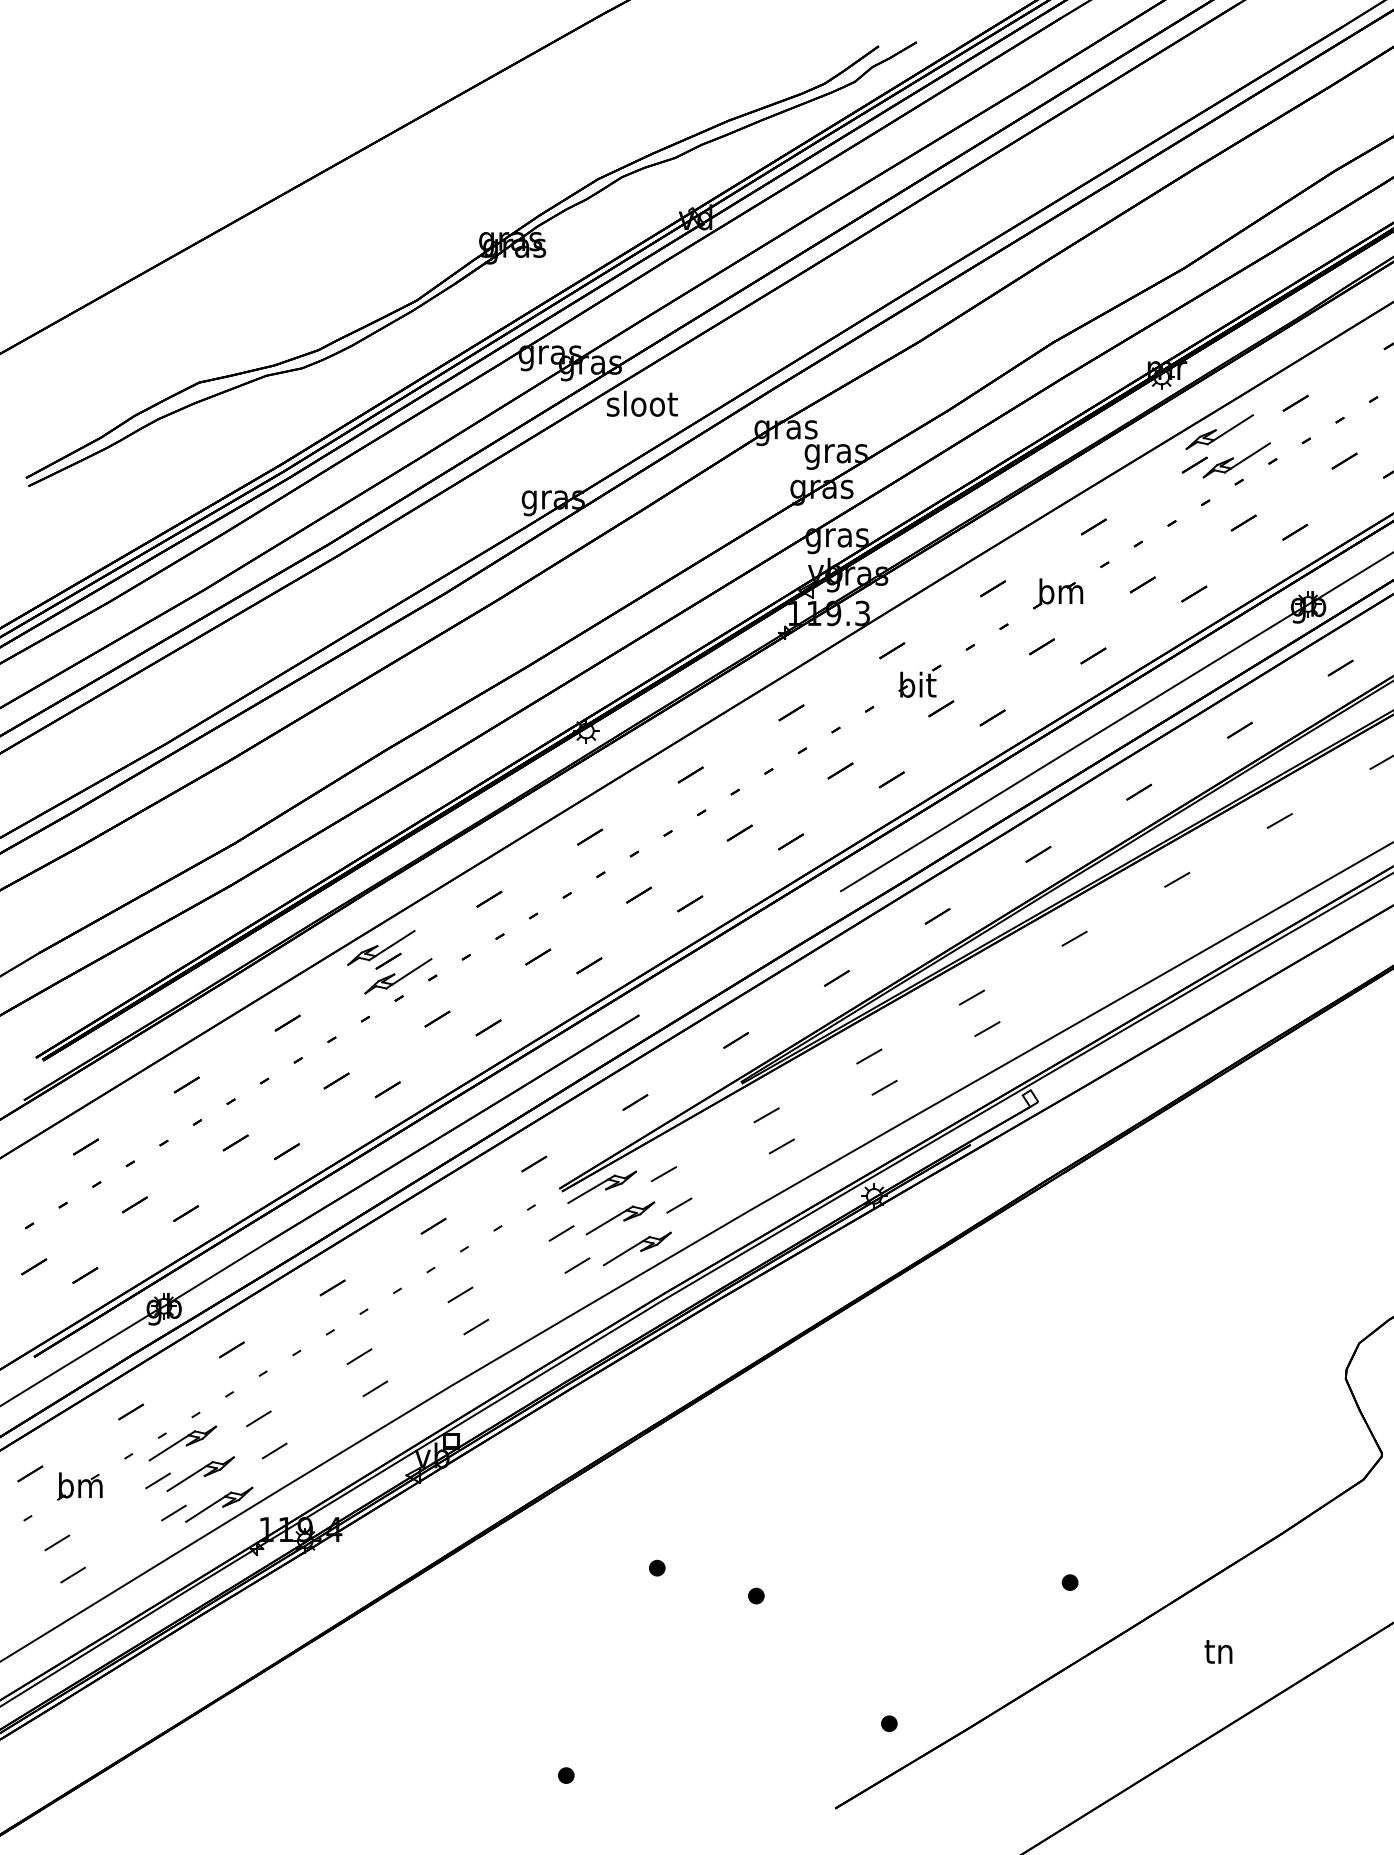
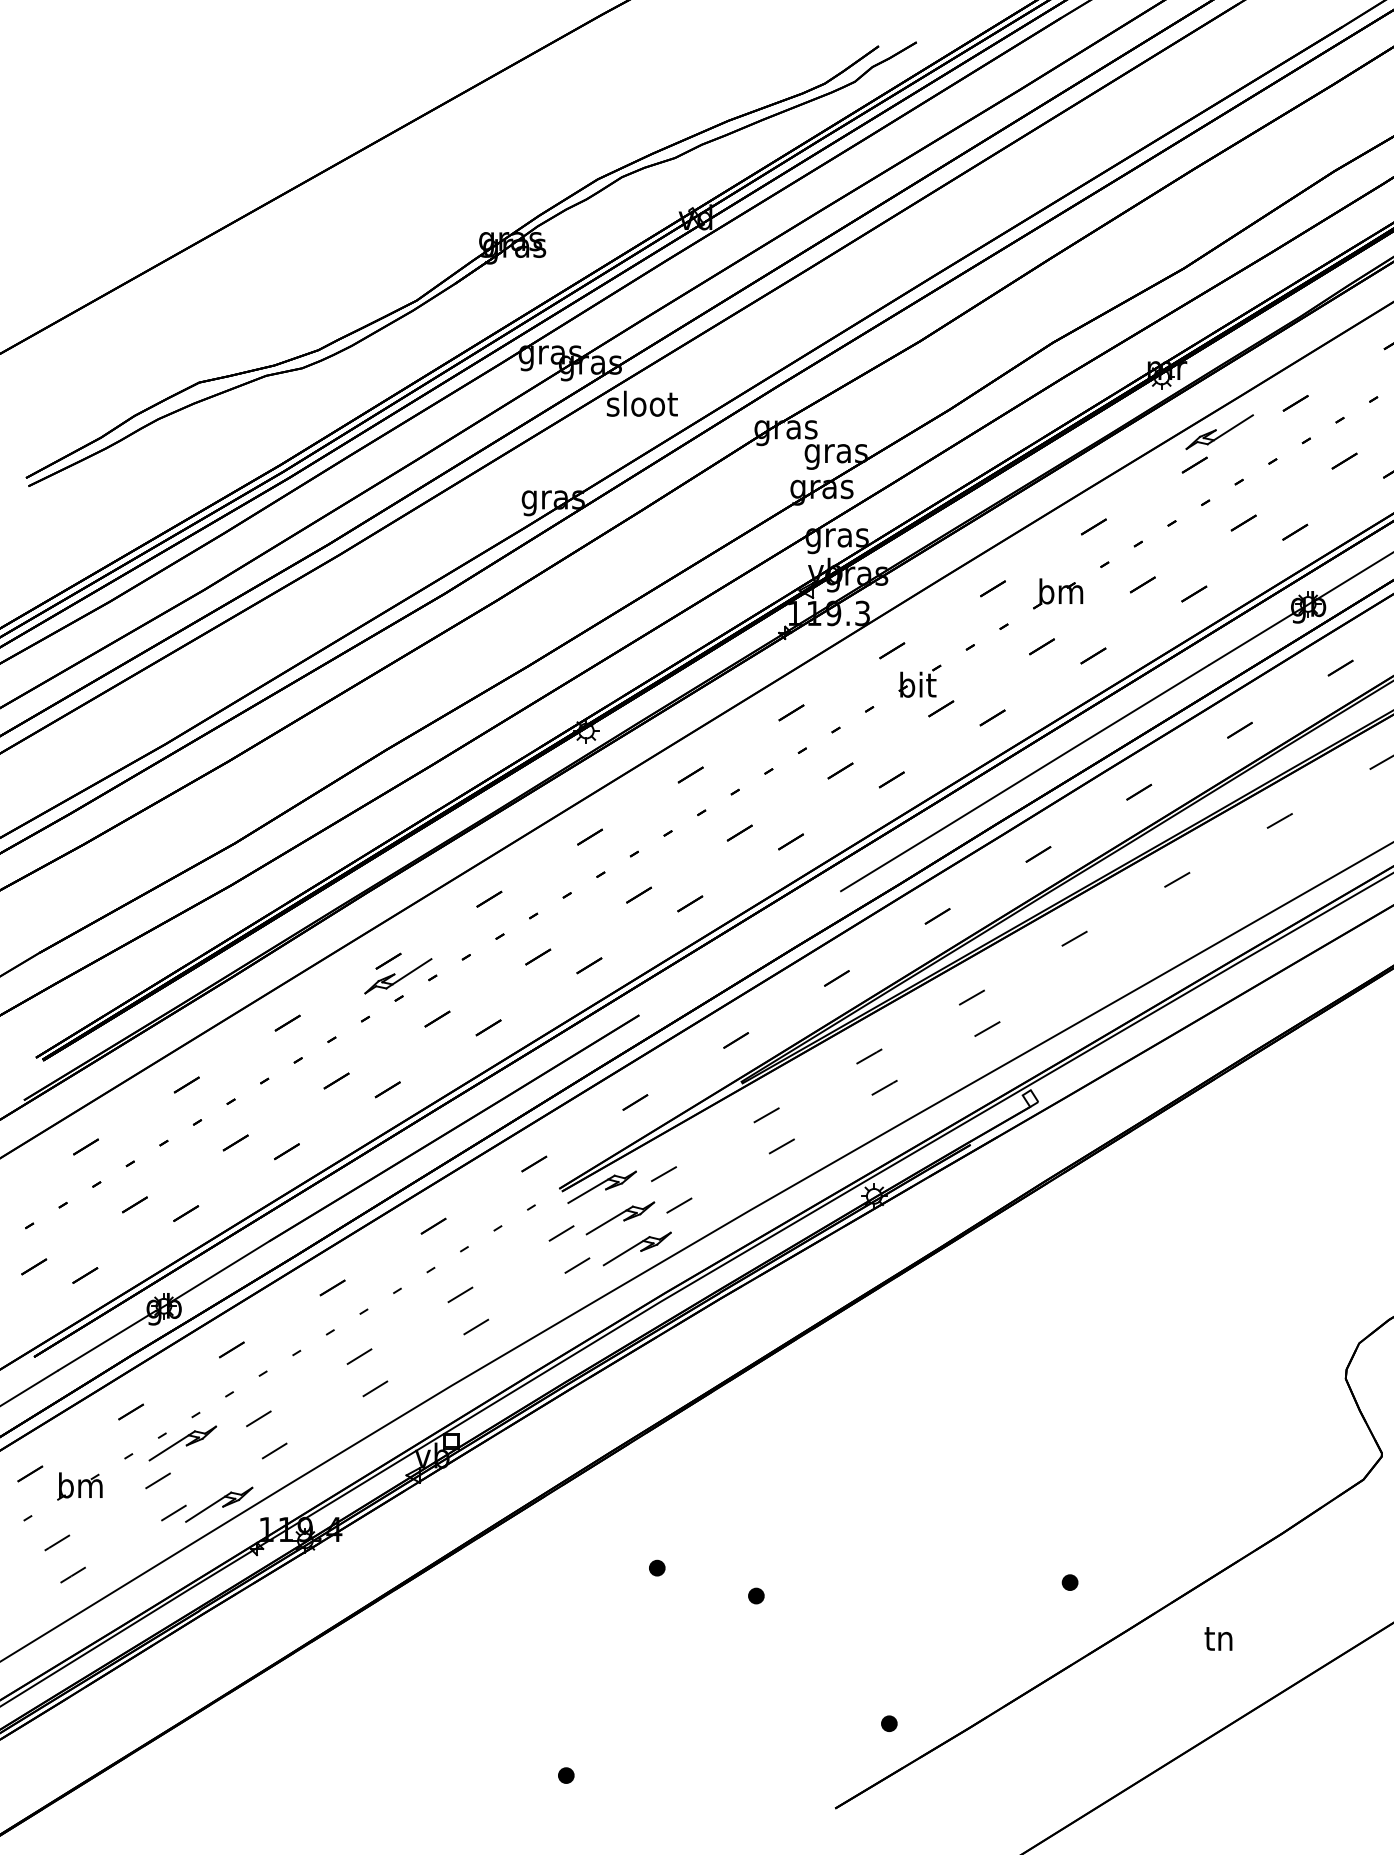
part: present -> none (1236, 460)
part: present -> none (381, 947)
part: present -> none (200, 1474)
text position: (1218, 1651) -> (1218, 1638) (1218, 1638)
